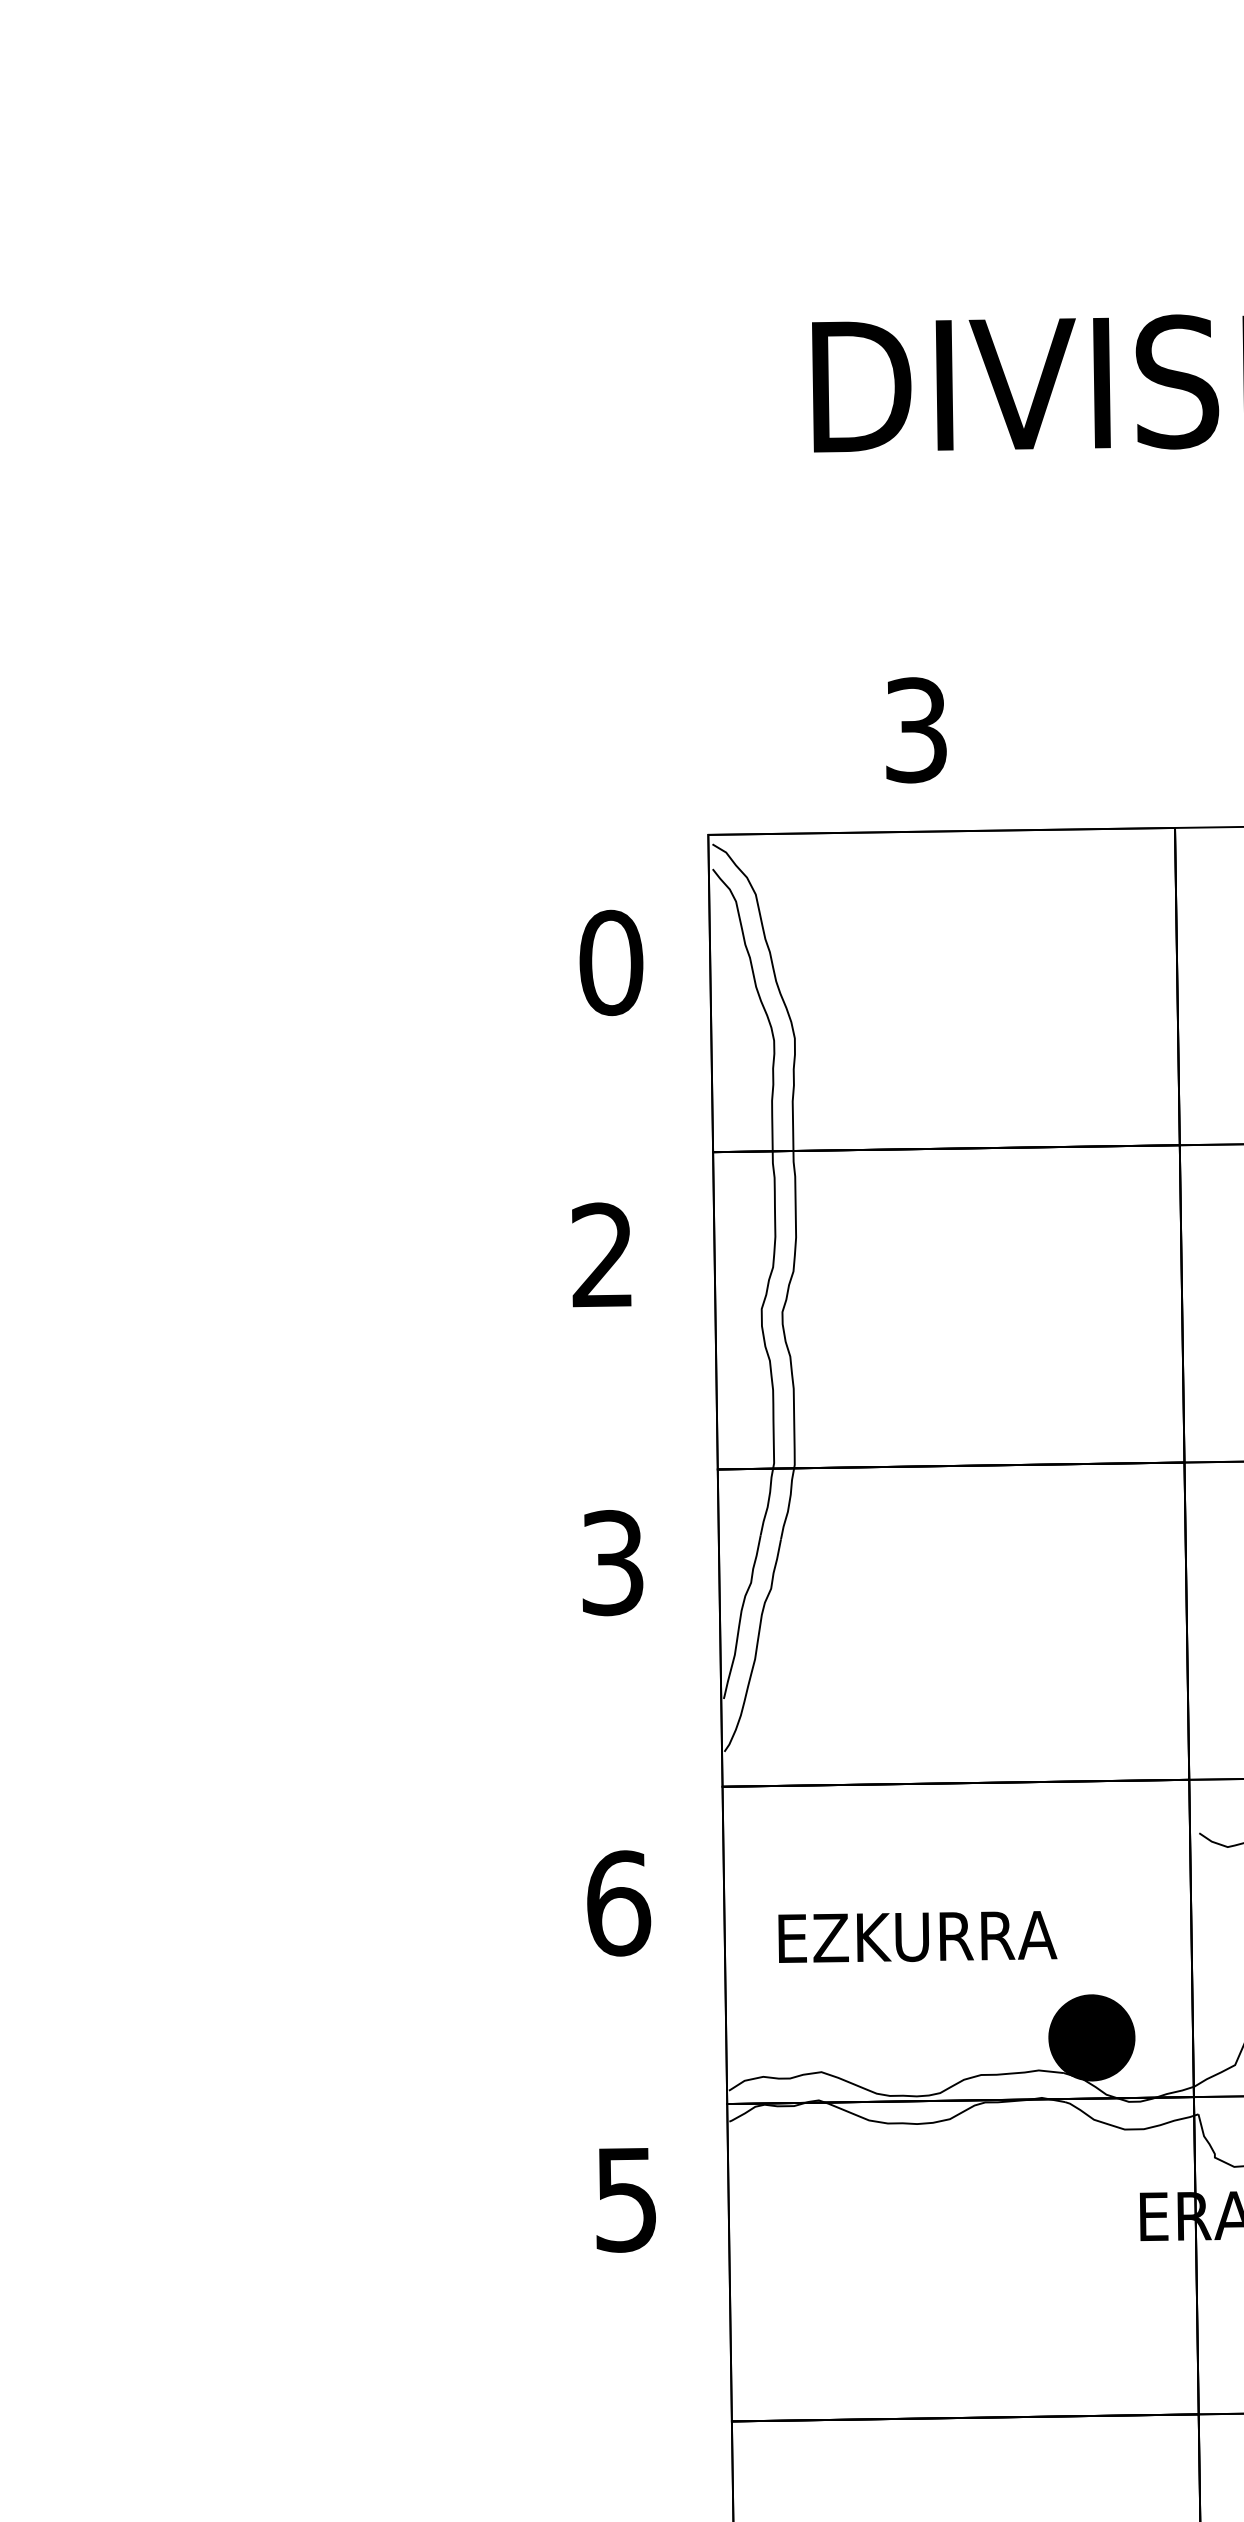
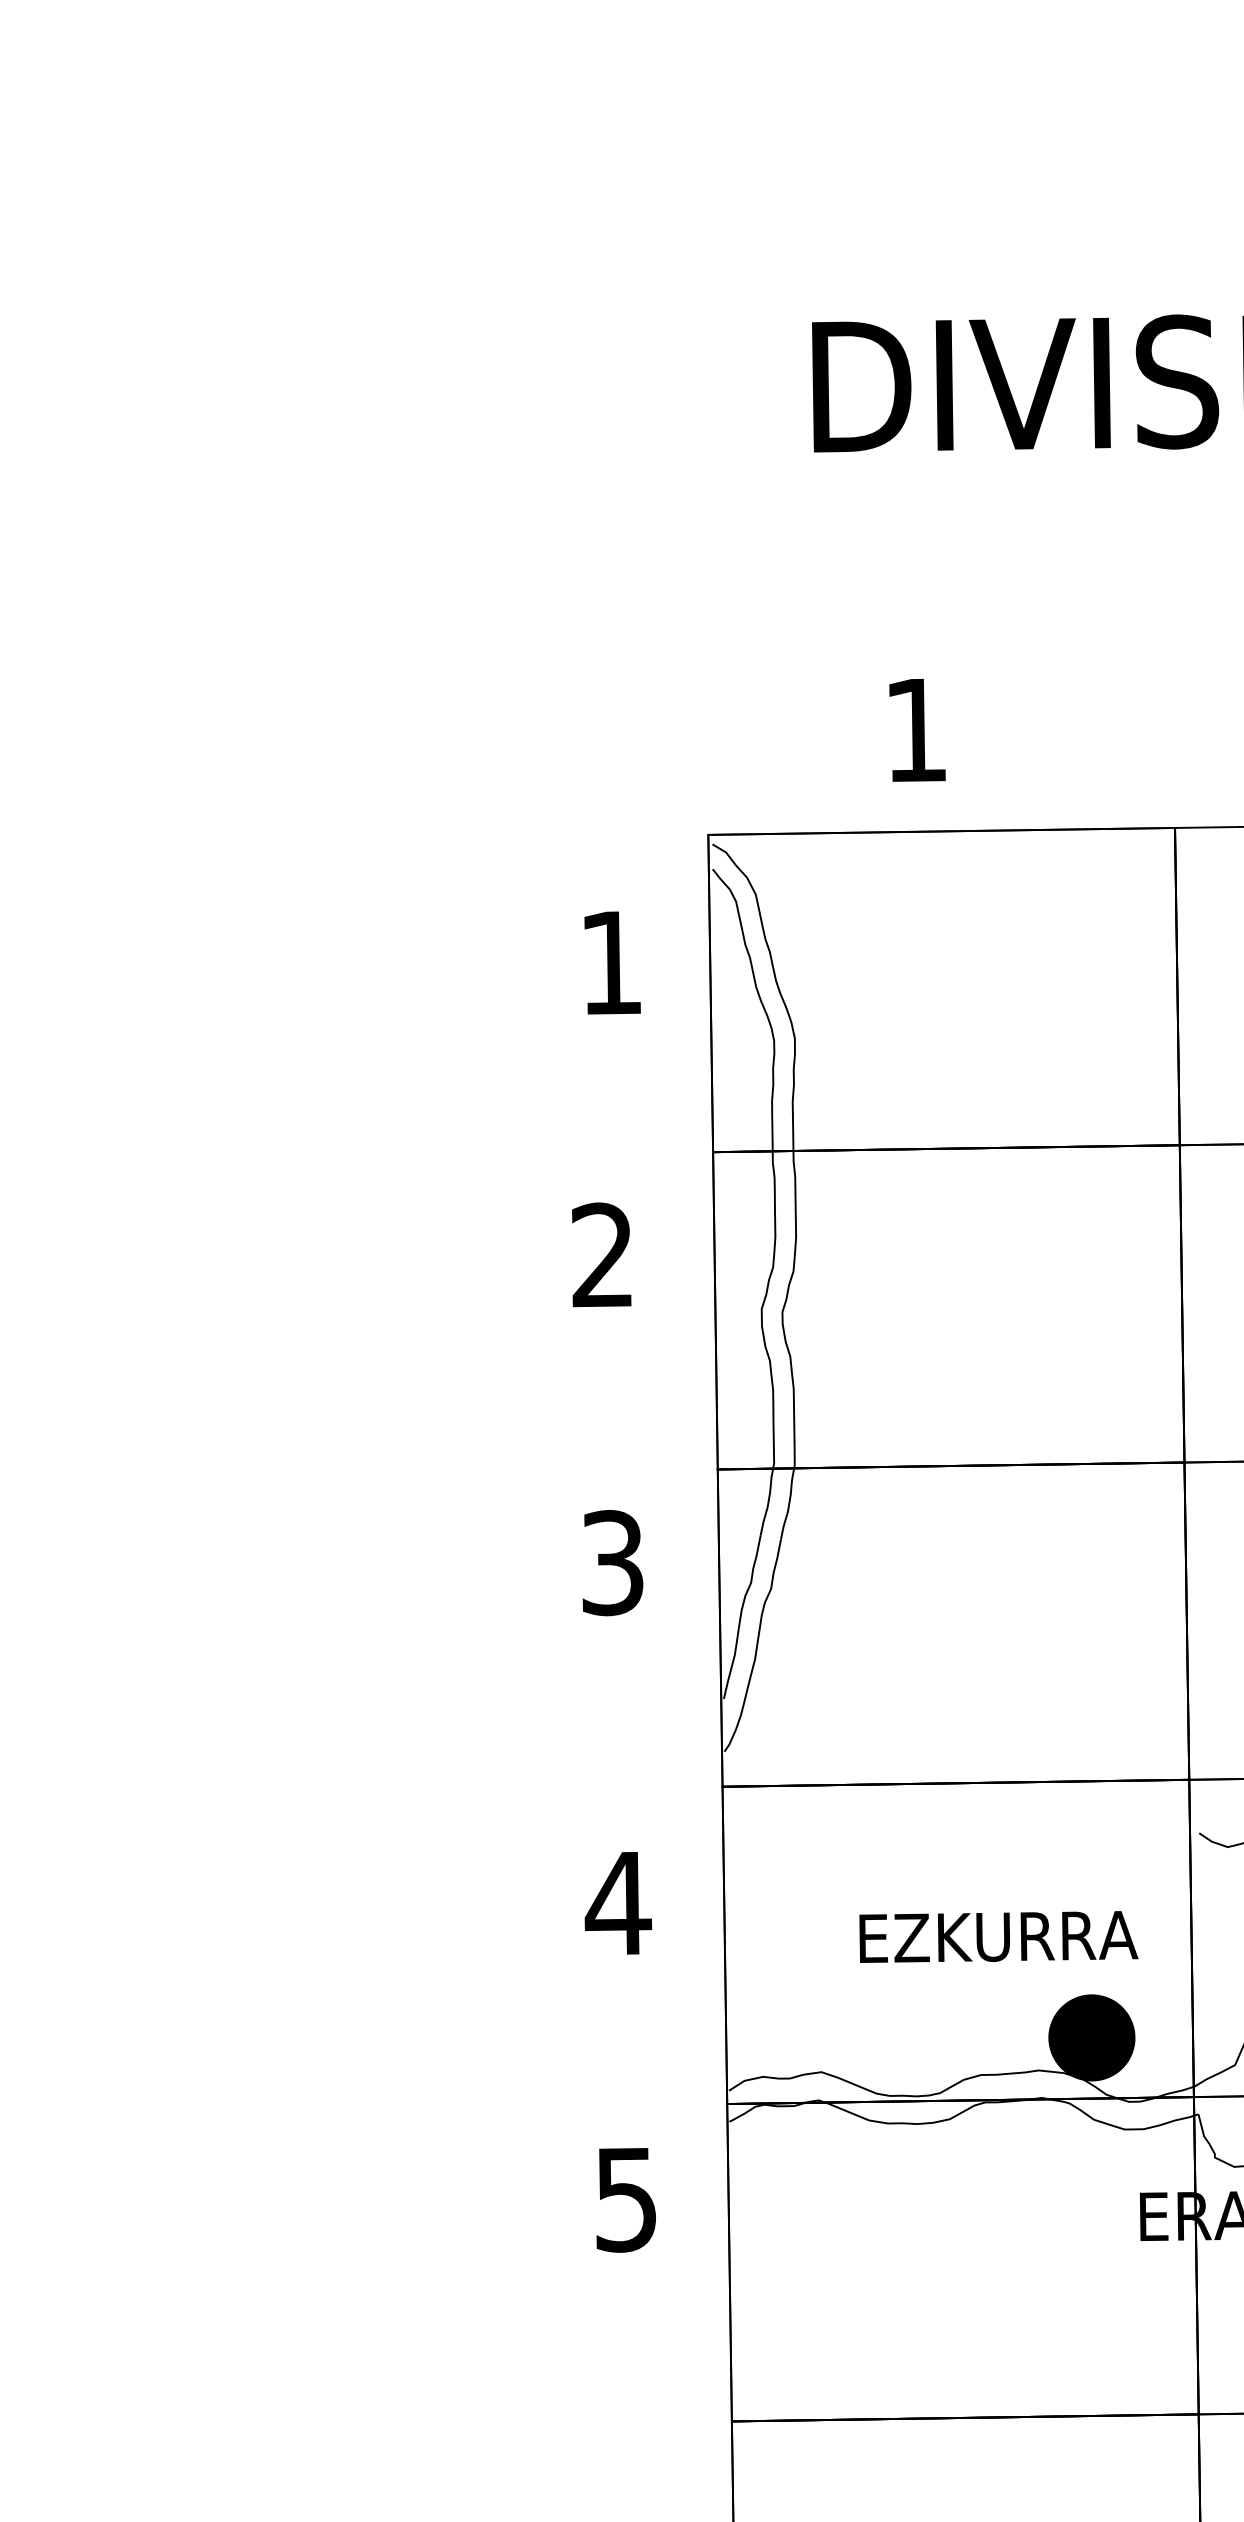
text: 3 -> 1 (916, 730)
text: 0 -> 1 (611, 962)
text: 6 -> 4 (618, 1903)
text position: (917, 1936) -> (998, 1936) (998, 1936)
